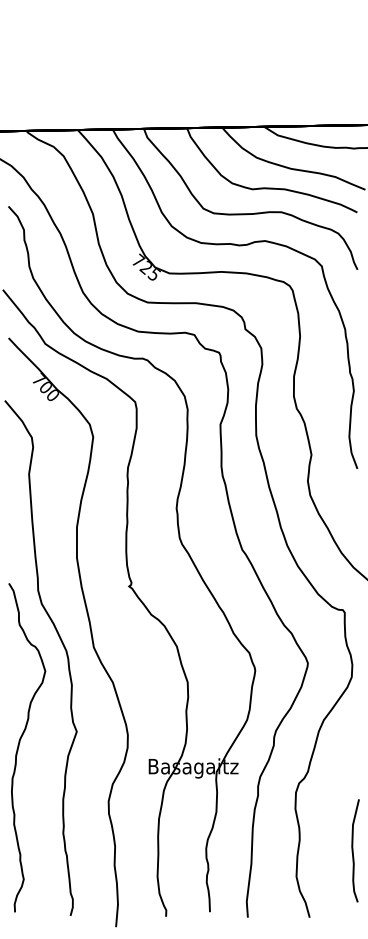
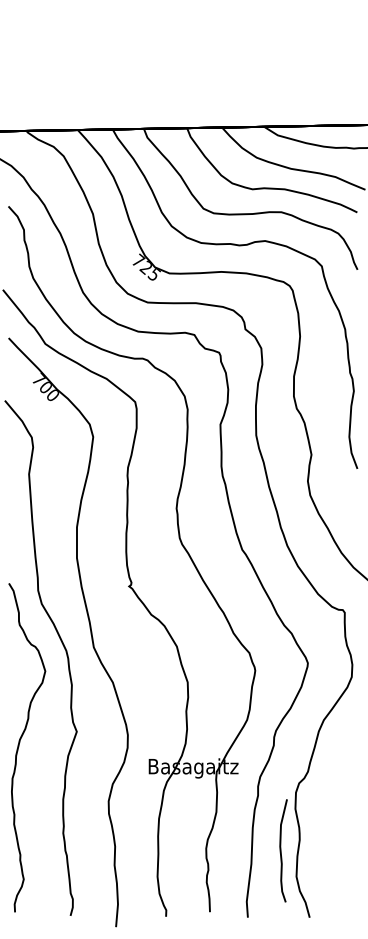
curve position: (353, 850) -> (281, 850) (281, 850)
